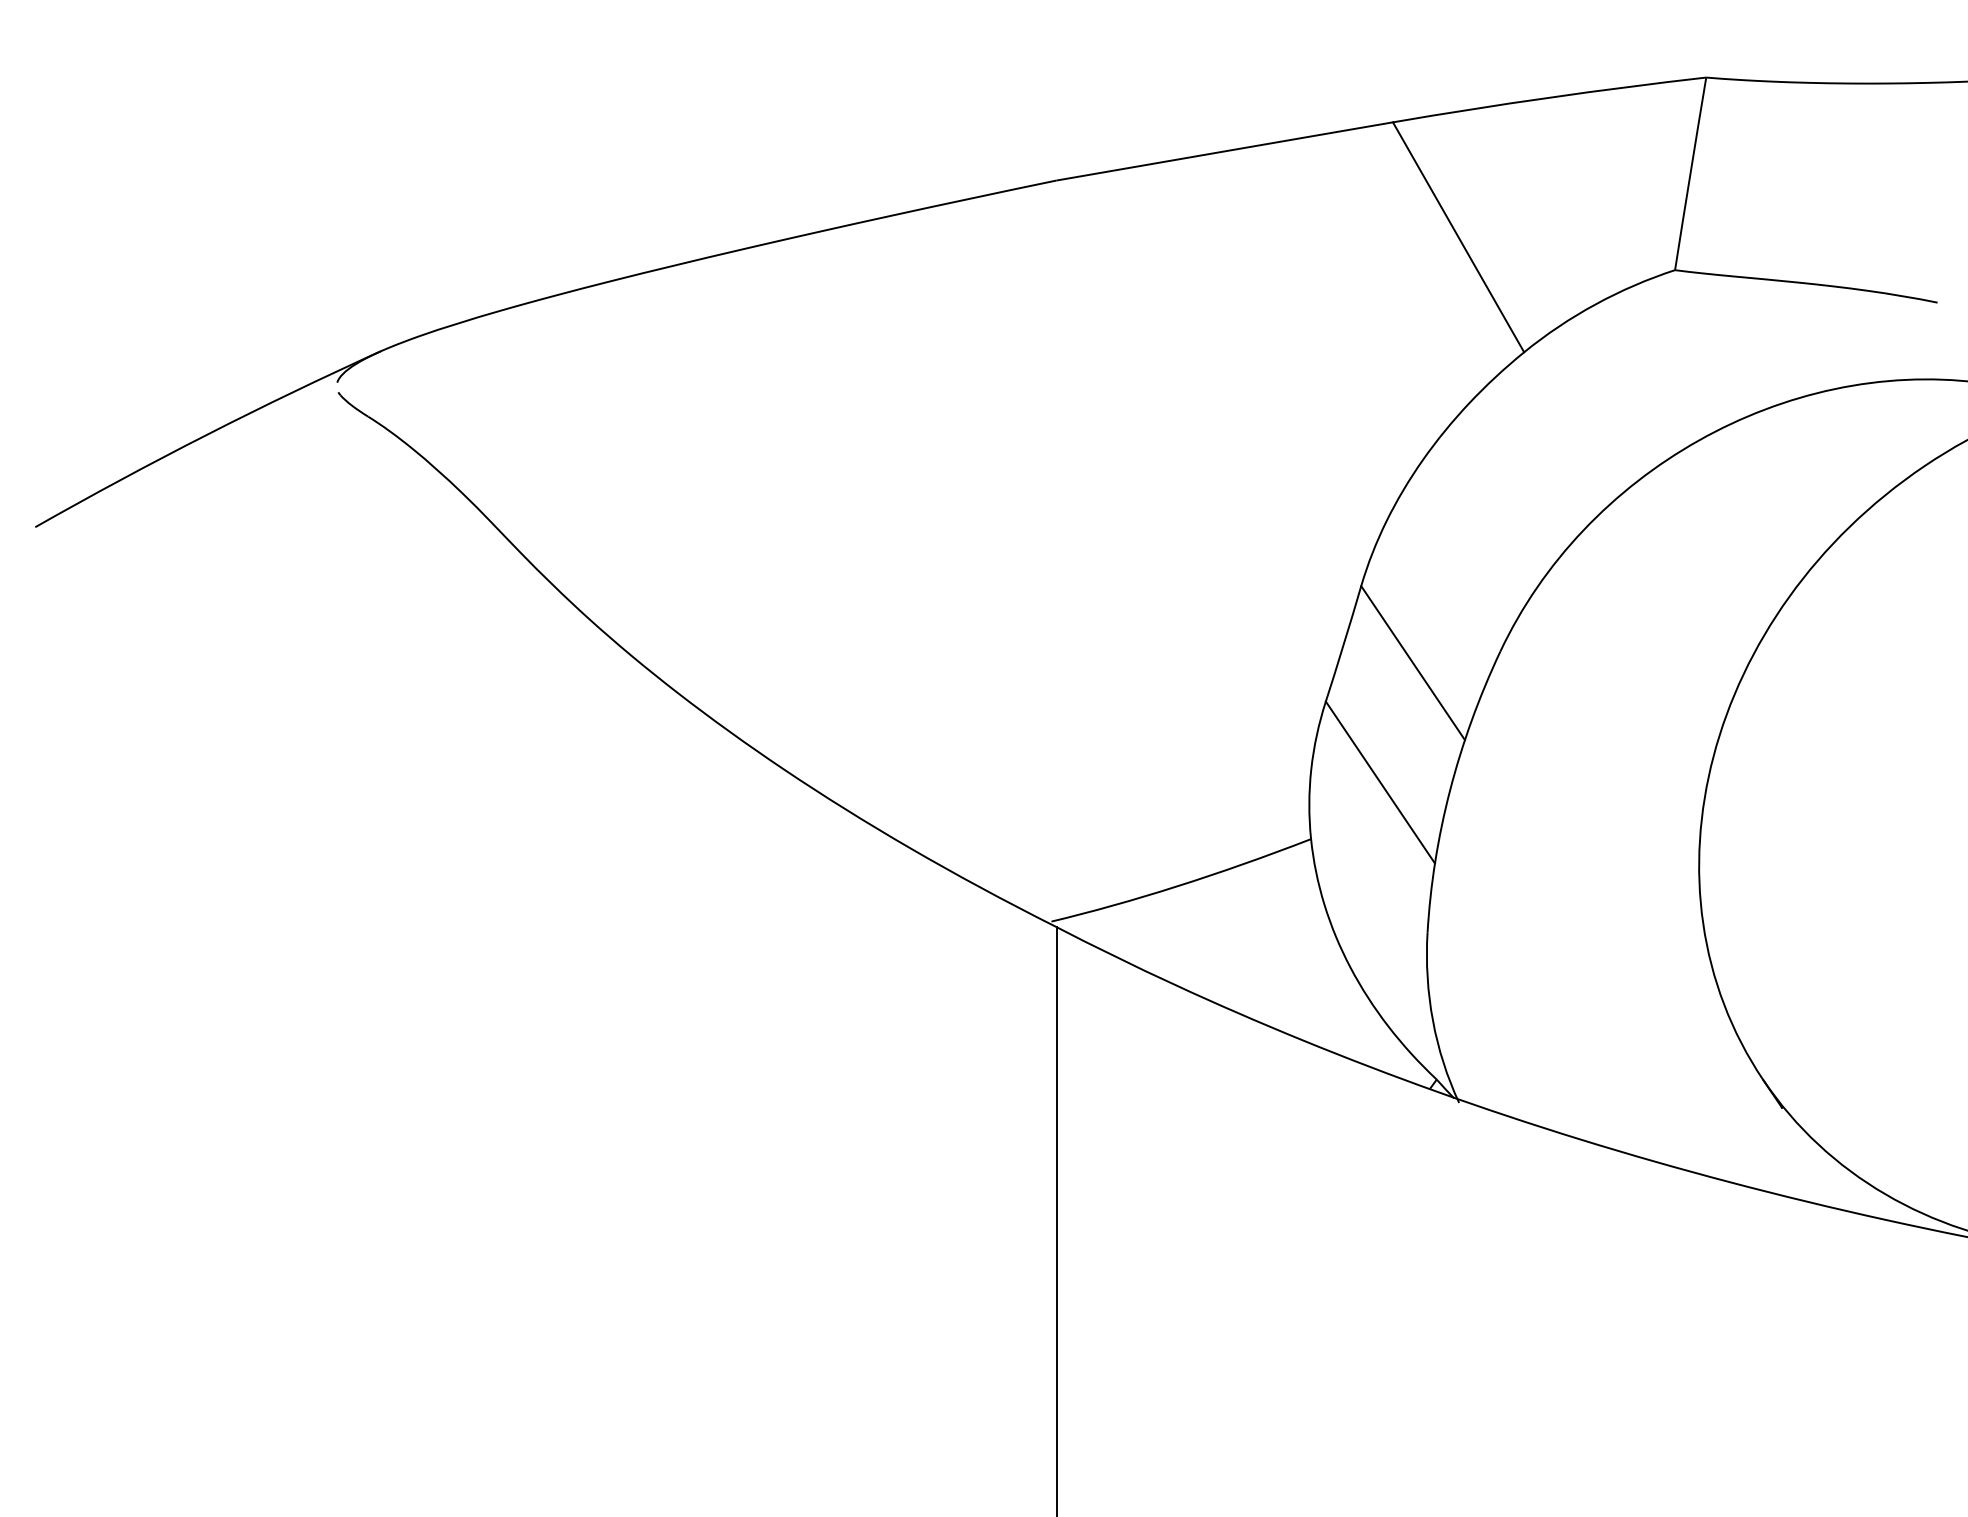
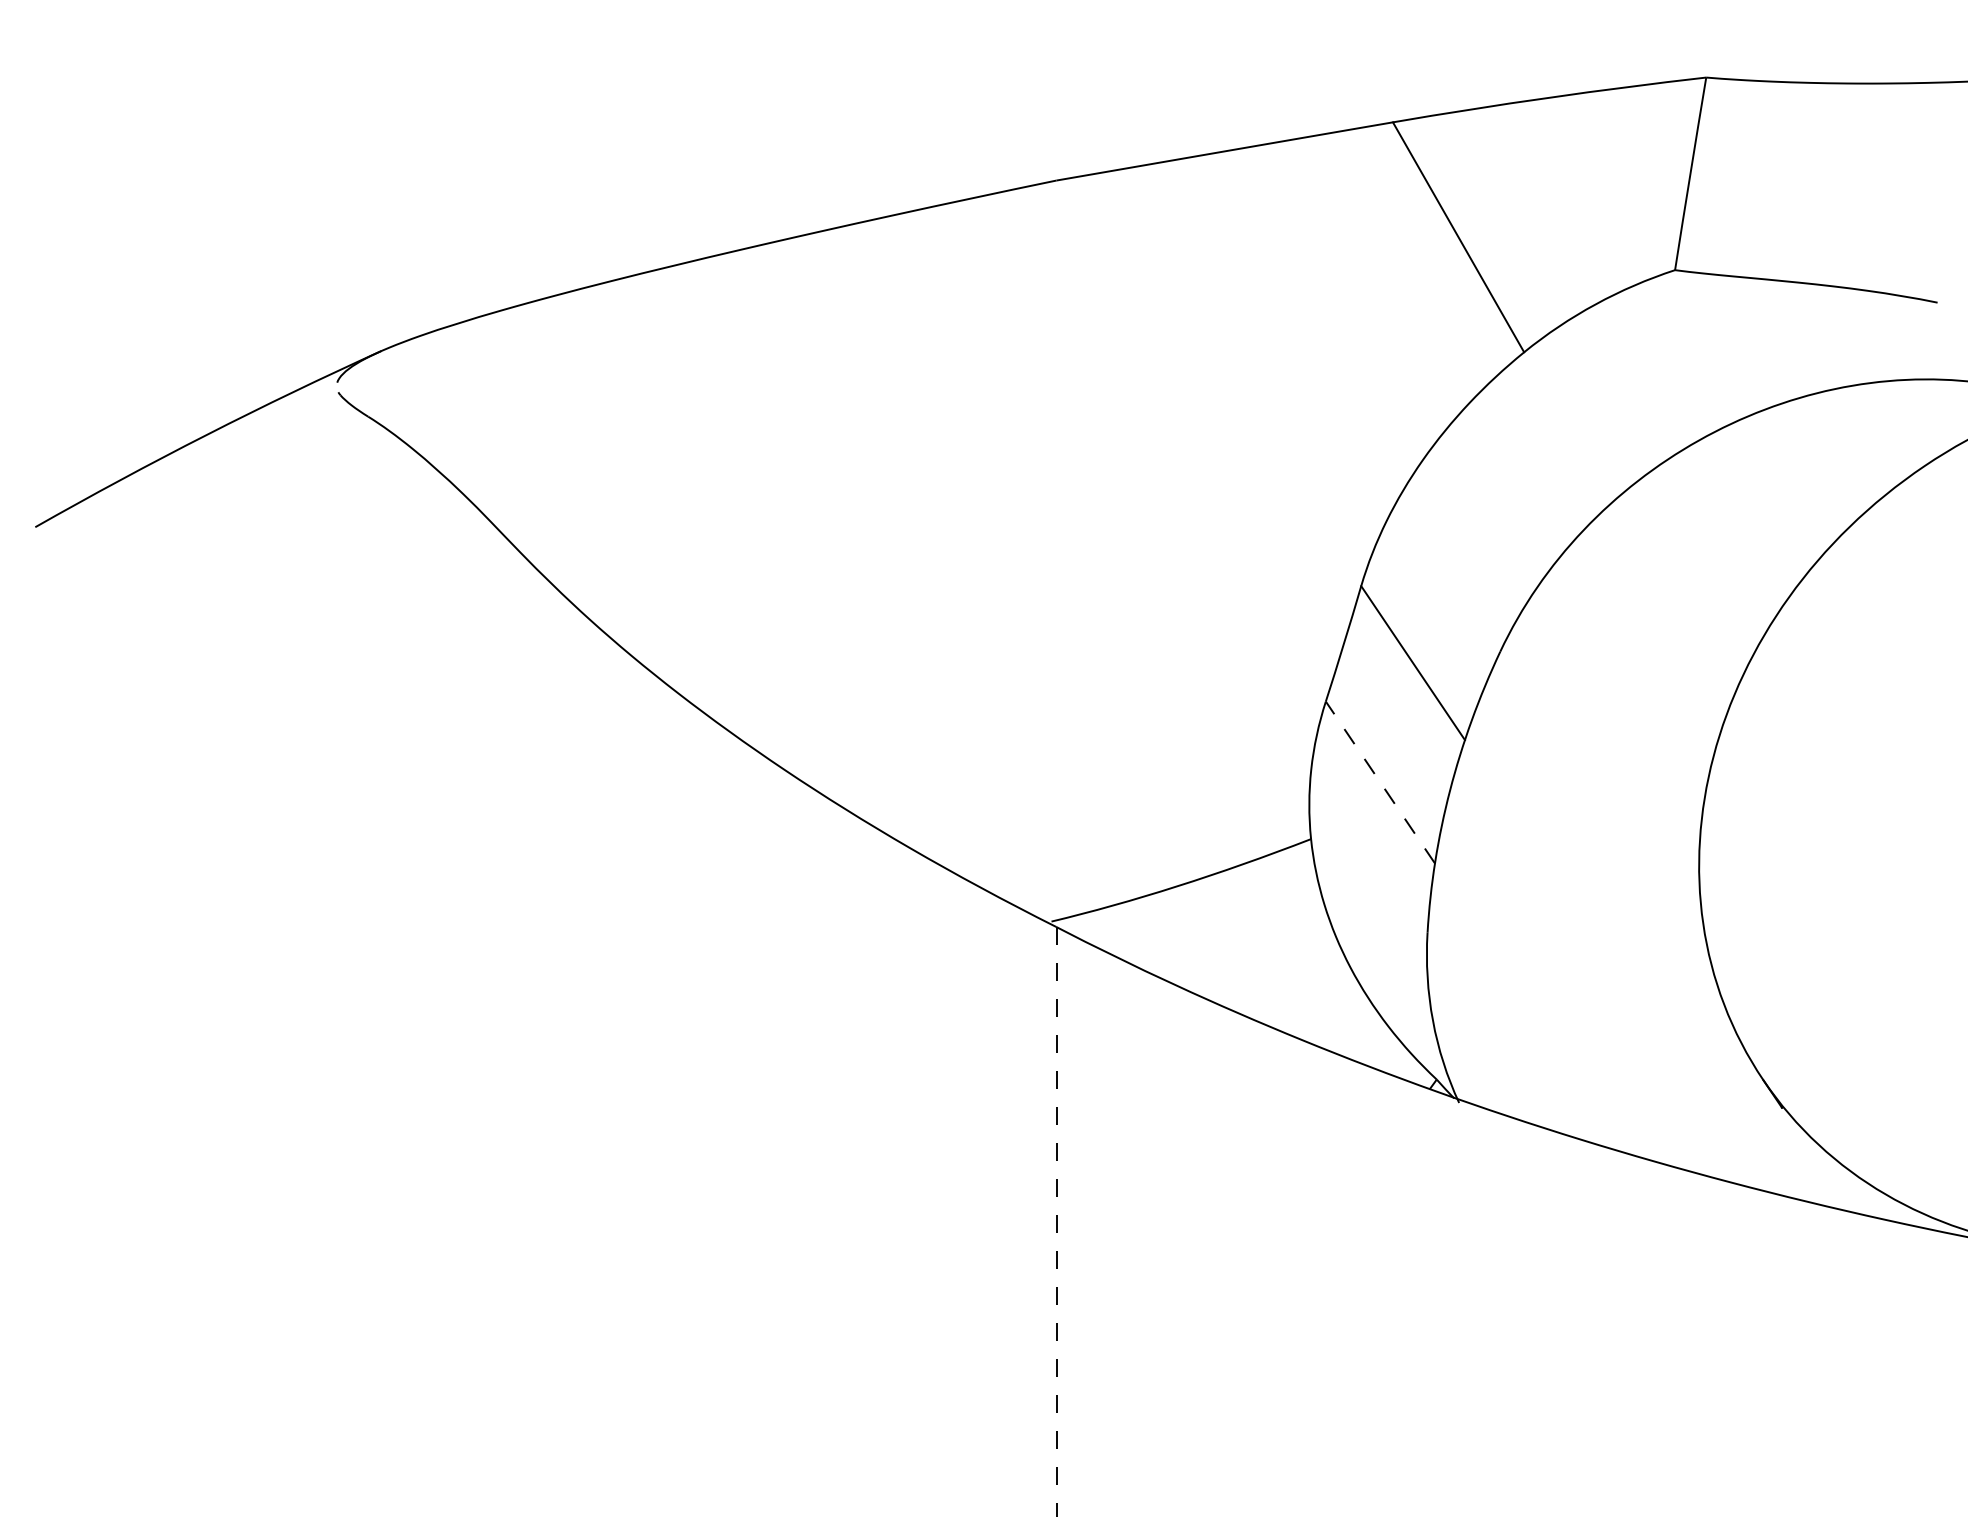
line: solid -> dashed (1380, 782)
line: solid -> dashed (1056, 1222)
